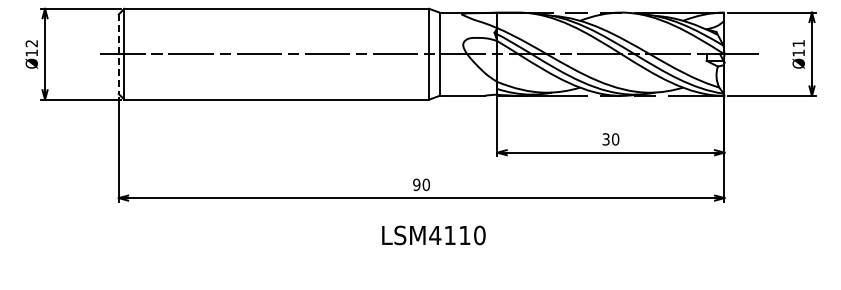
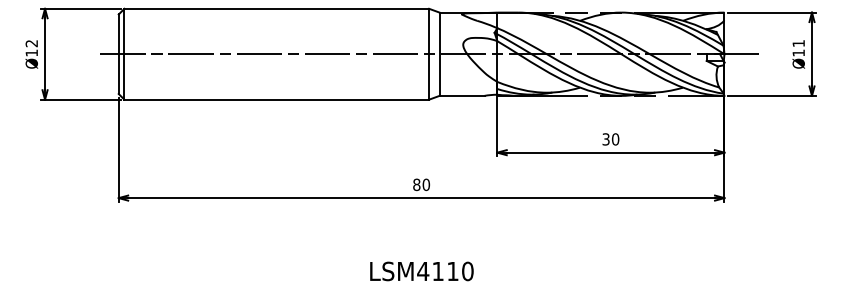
line: dashed -> solid (118, 54)
text: 90 -> 80 (416, 185)
text position: (433, 235) -> (421, 271) (421, 271)
